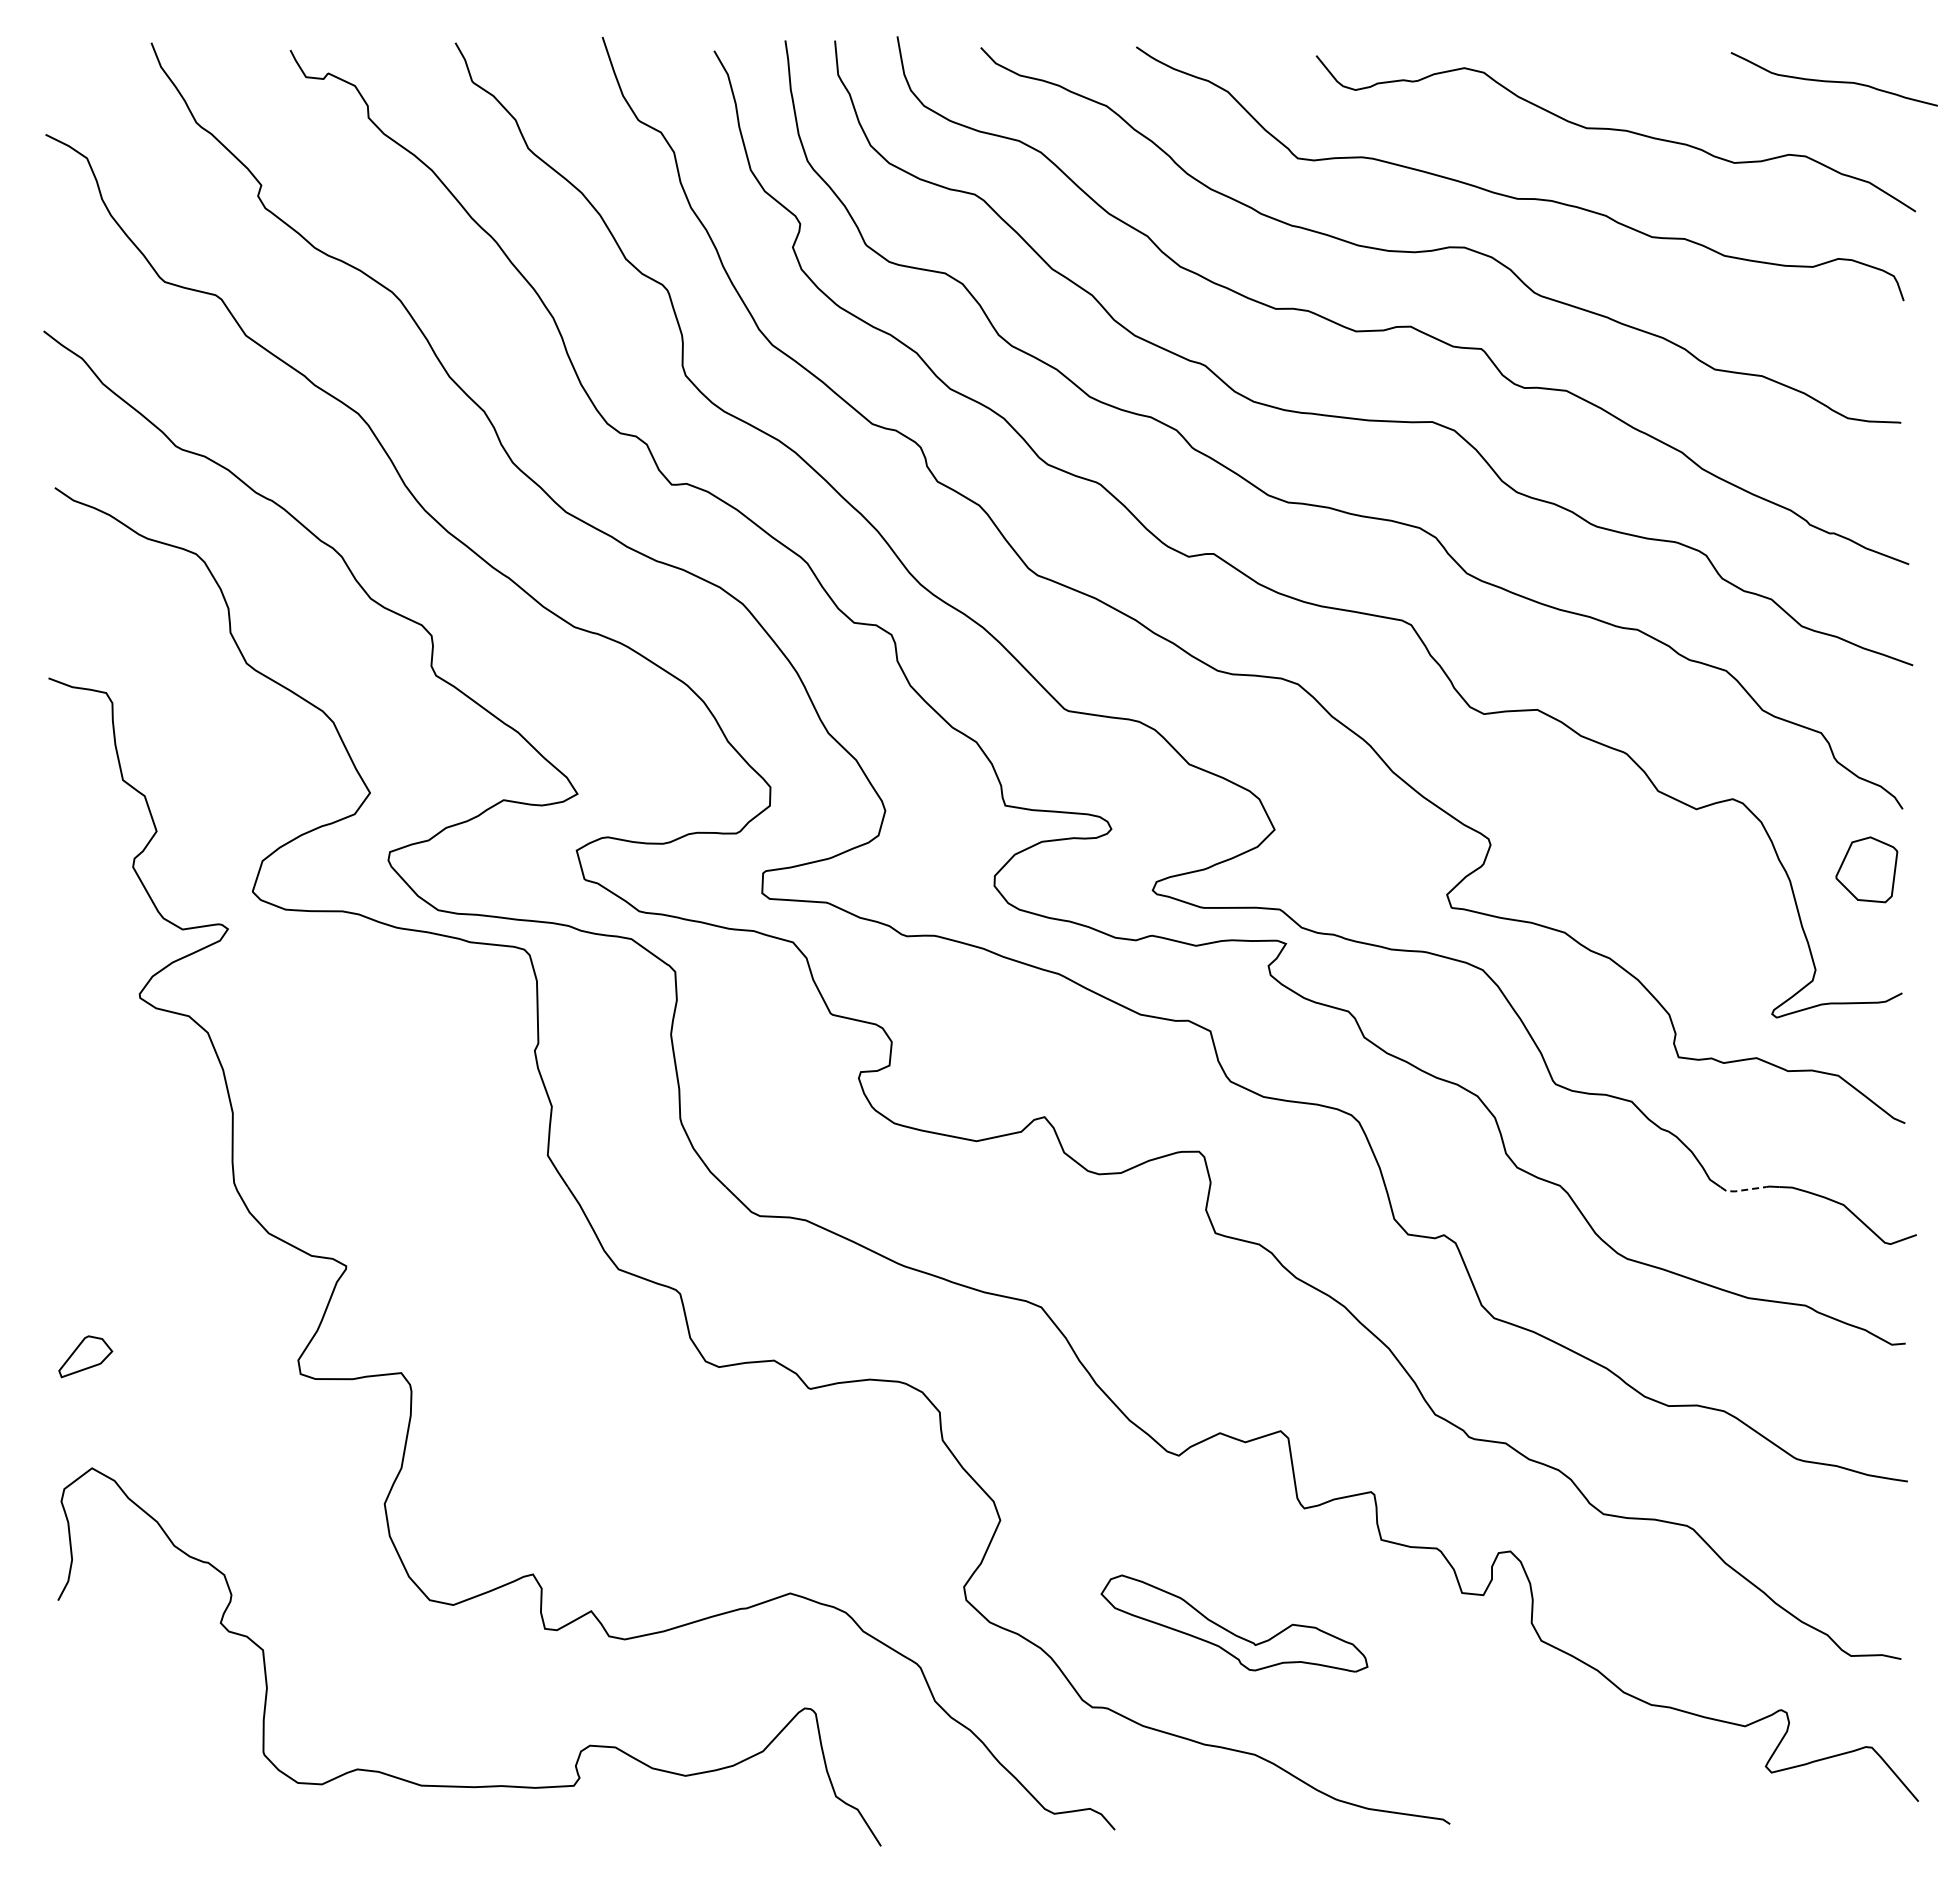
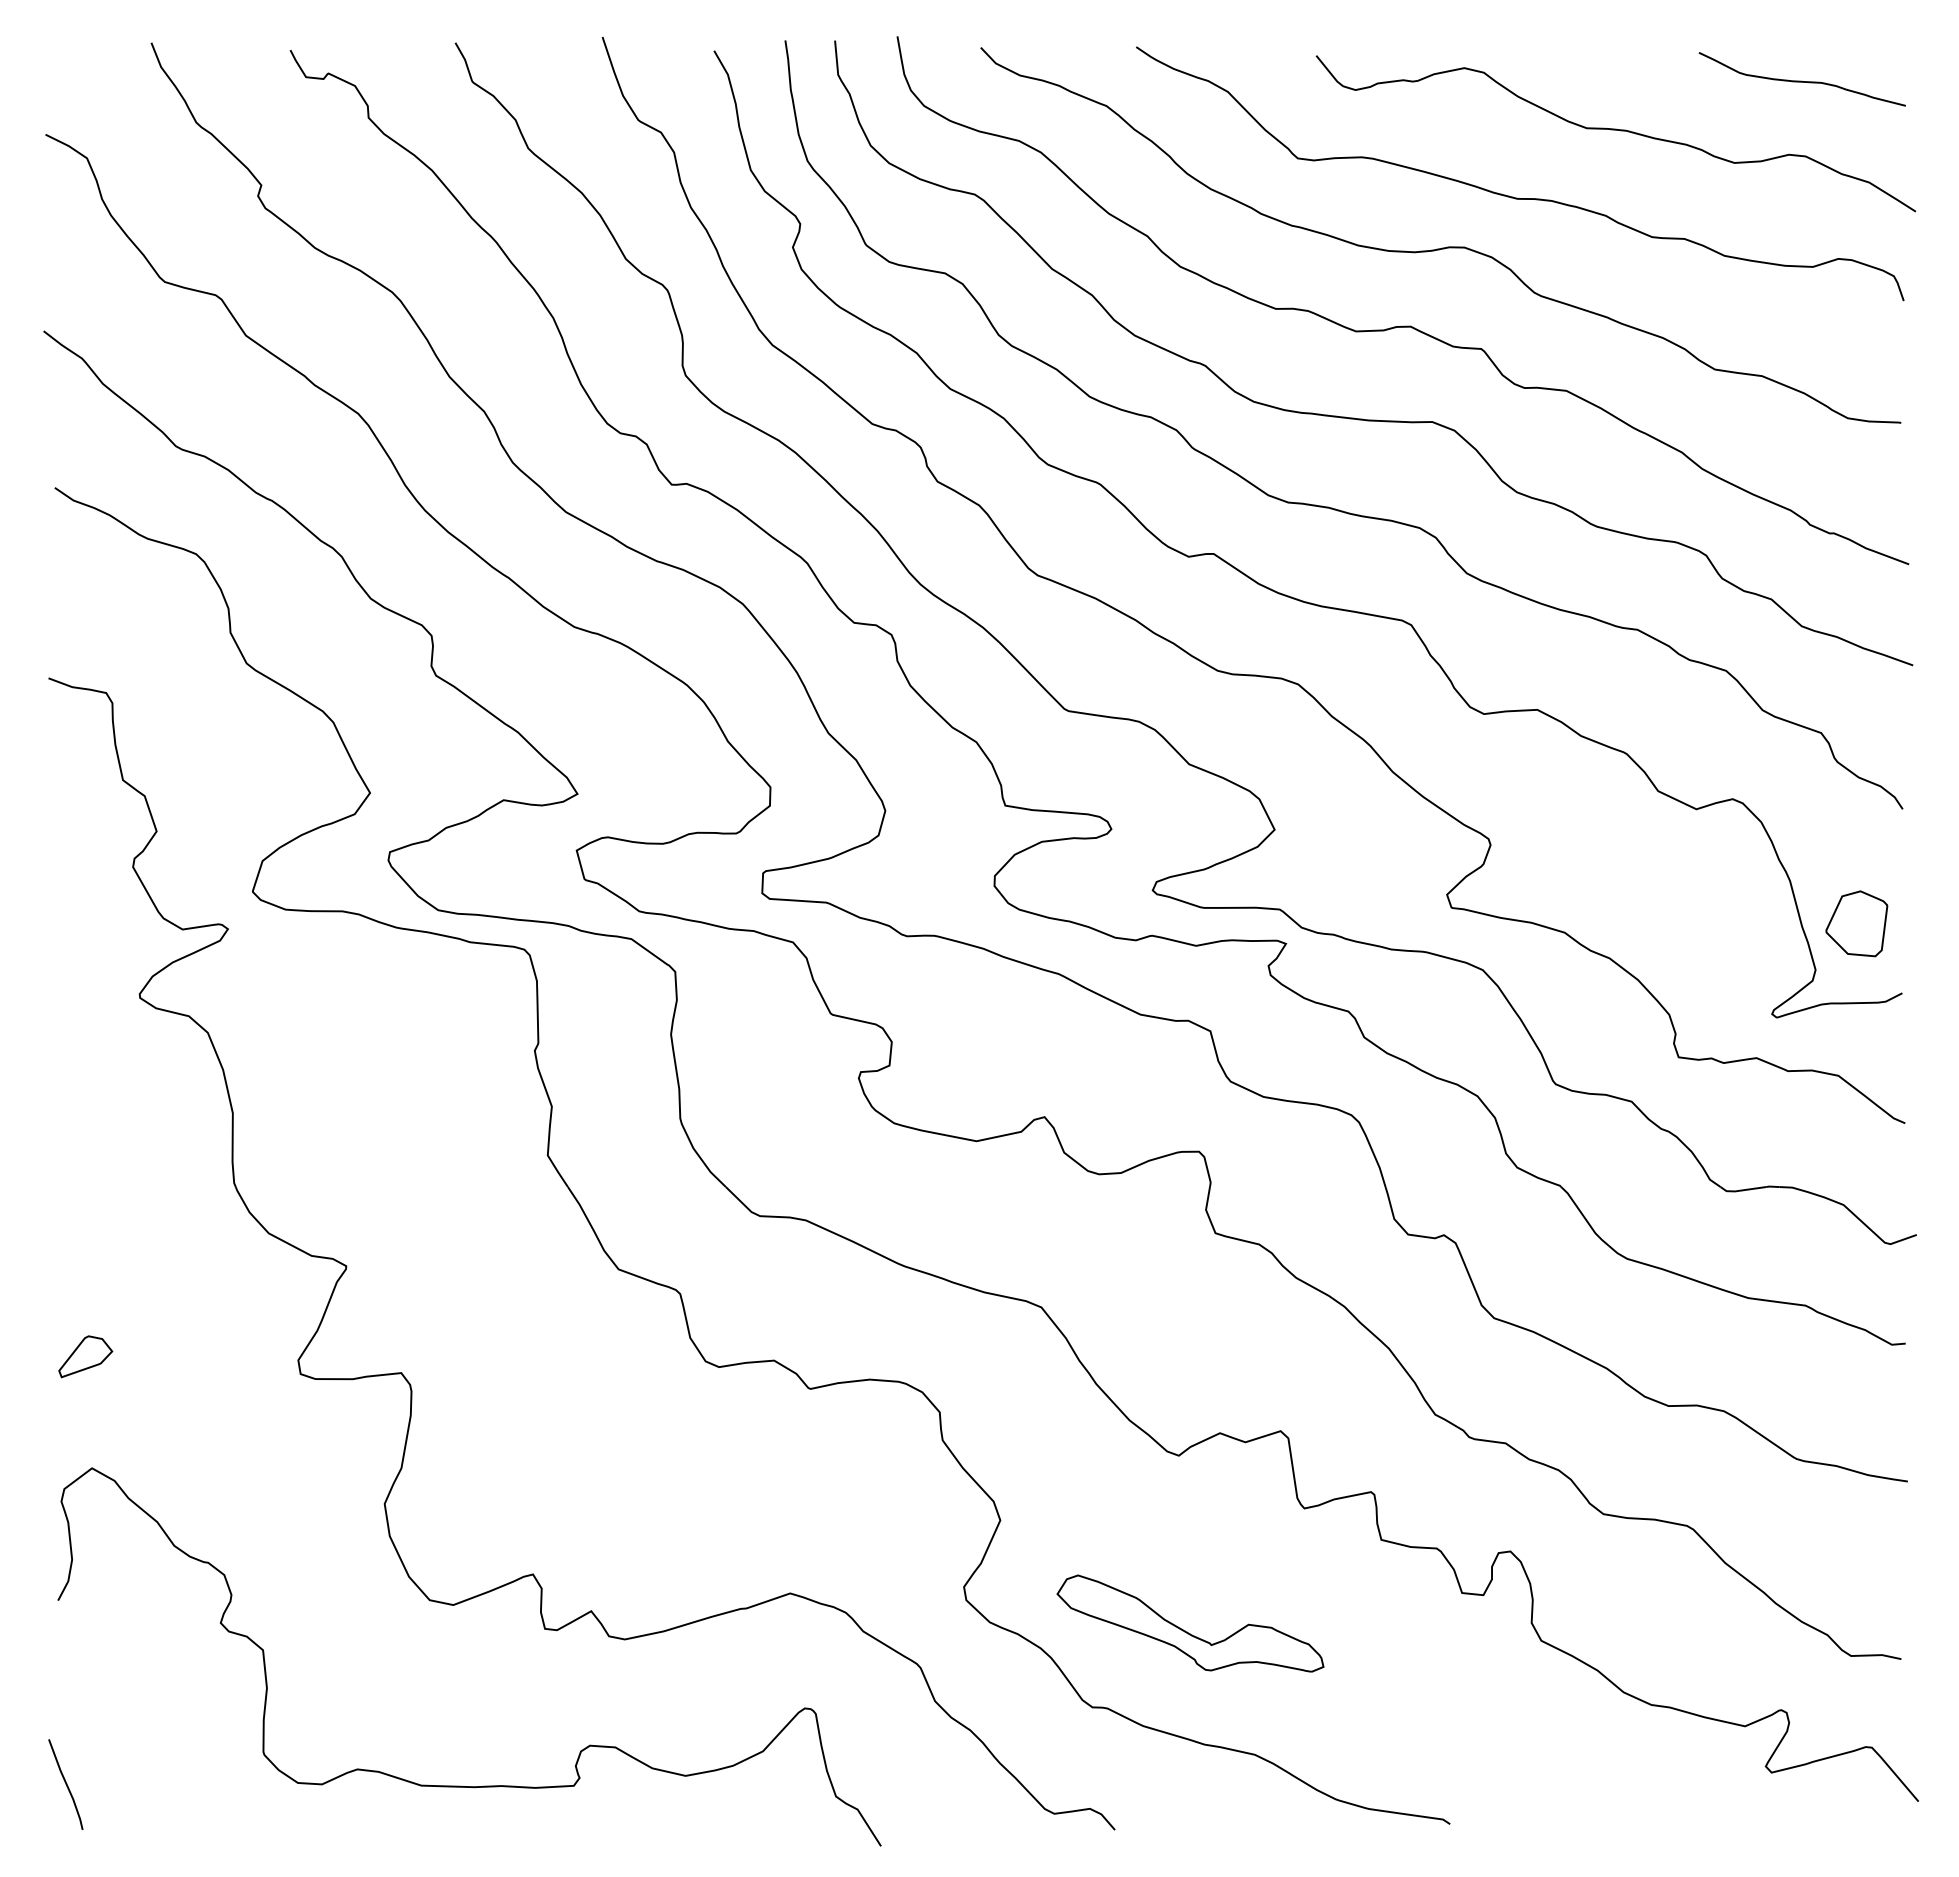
curve position: (1833, 80) -> (1801, 80) (1801, 80)
part position: (1866, 869) -> (1856, 923) (1856, 923)
line: dashed -> solid (1741, 1190)
part position: (1231, 1631) -> (1187, 1631) (1187, 1631)
line: none -> present (65, 1784)
